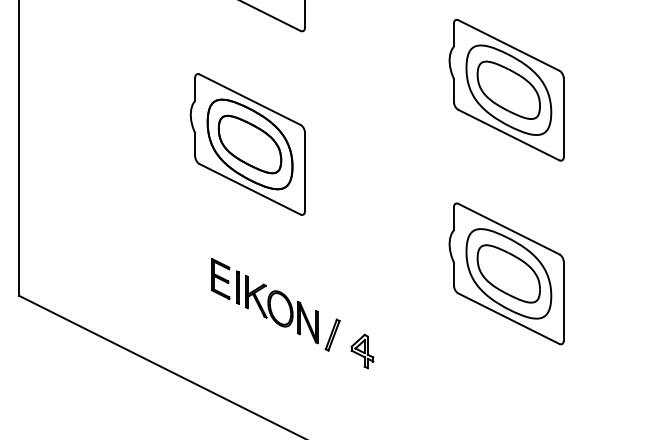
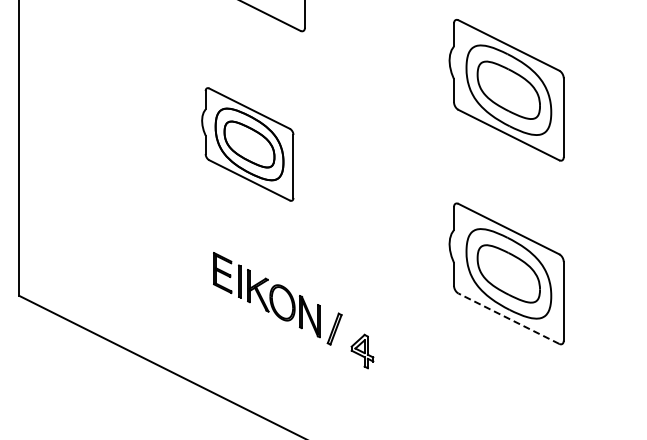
part size: 117x143 px -> 94x115 px (247, 144)
part position: (275, 304) -> (277, 298) (277, 298)
line: solid -> dashed (508, 318)
